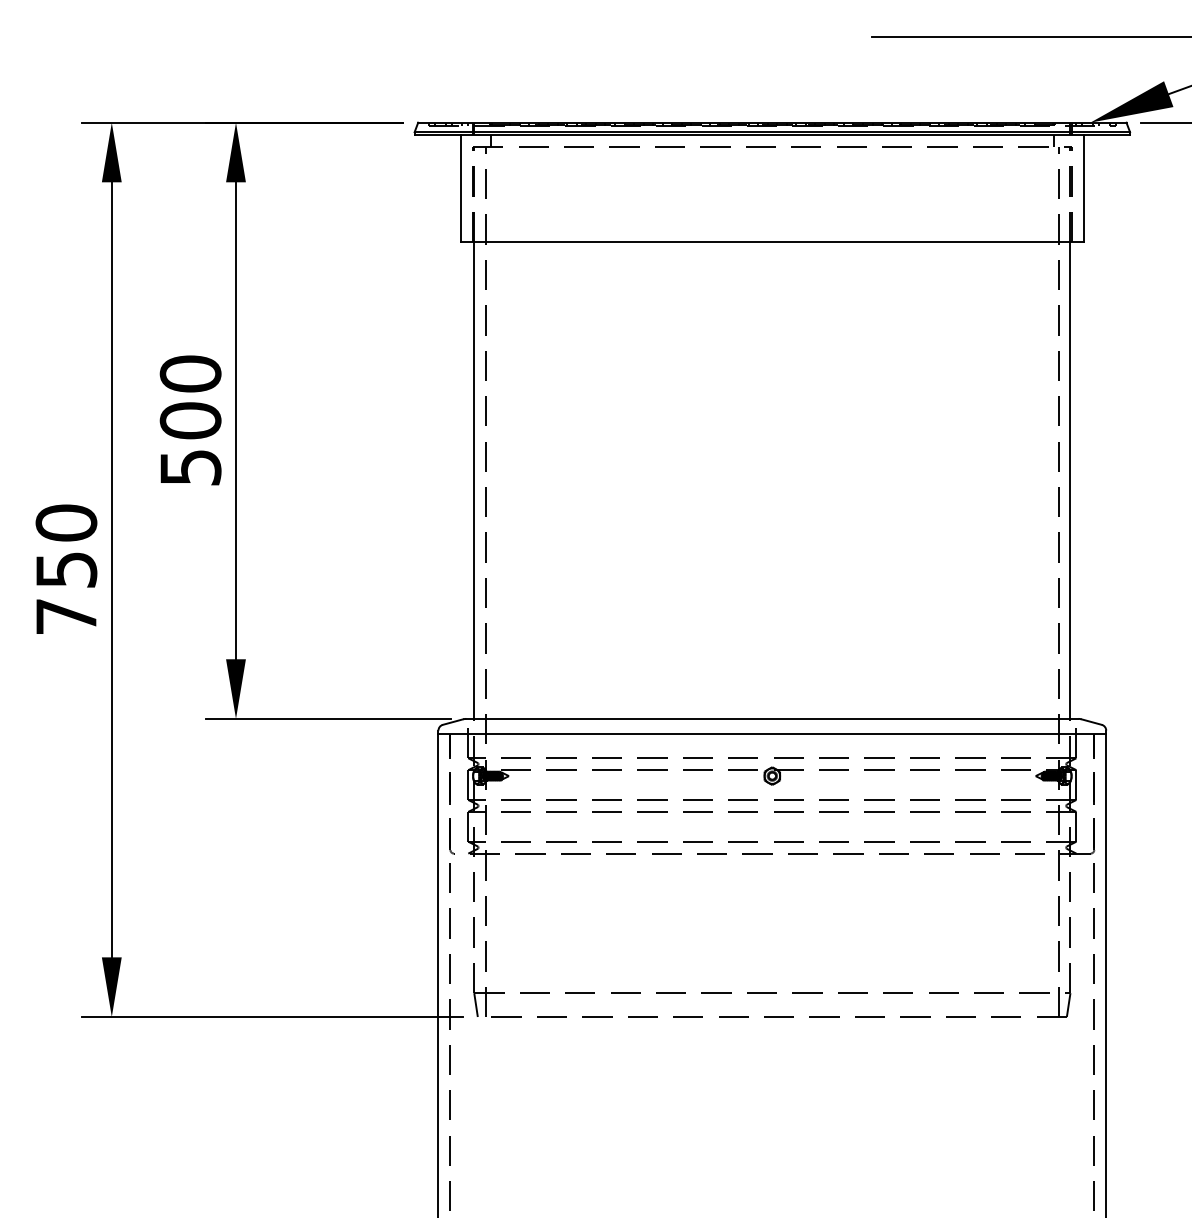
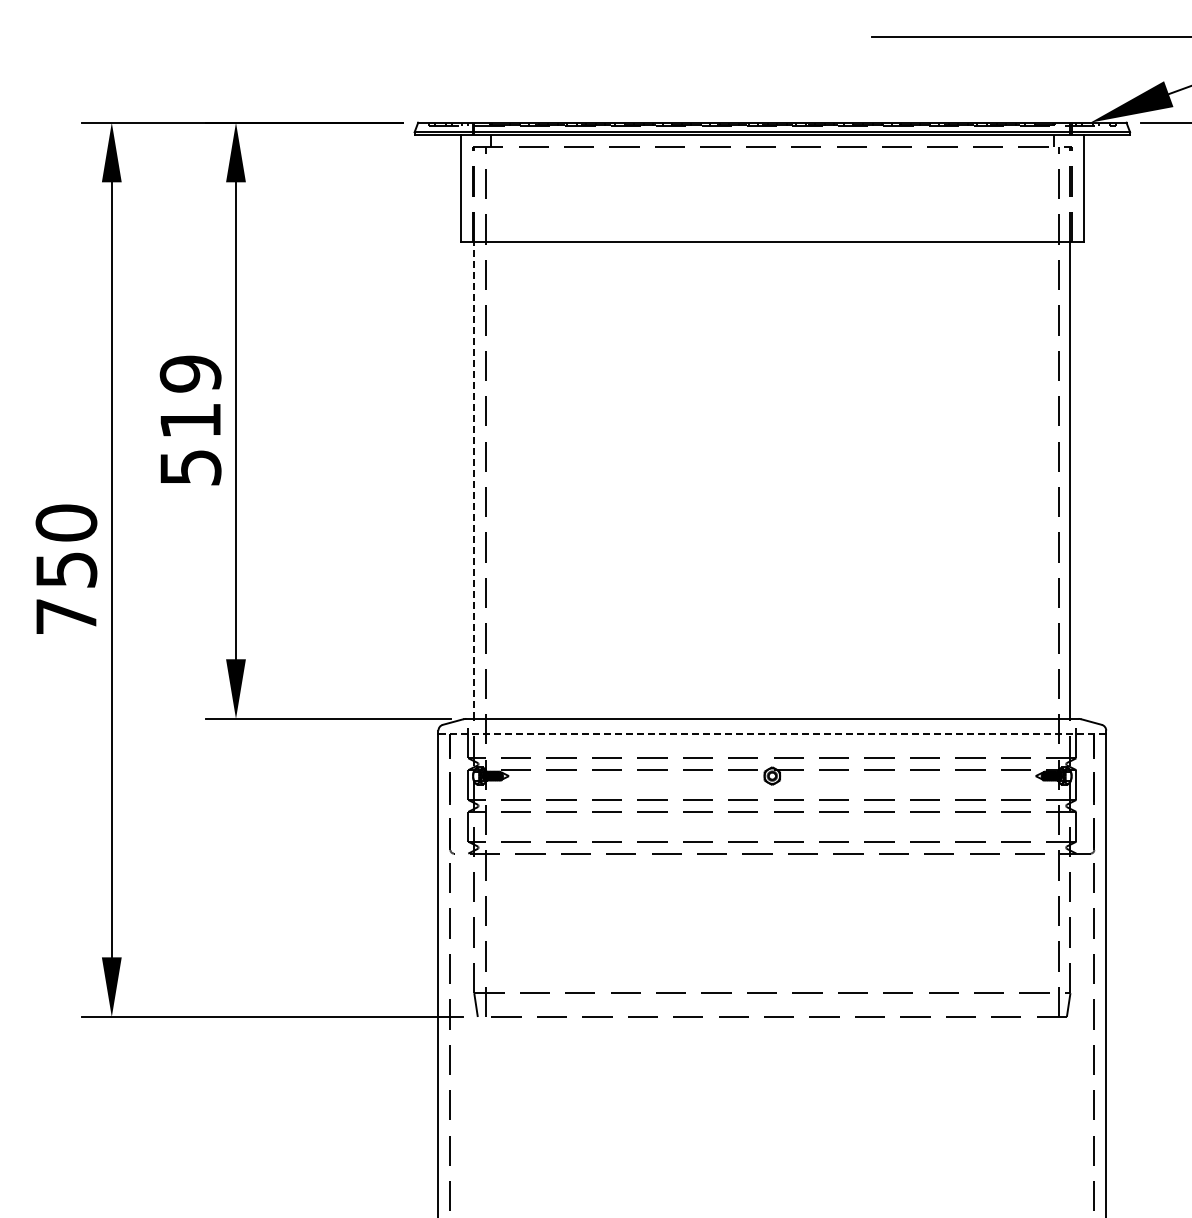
text: 500 -> 519 (190, 397)
line: solid -> dashed (474, 479)
line: solid -> dashed (772, 734)
